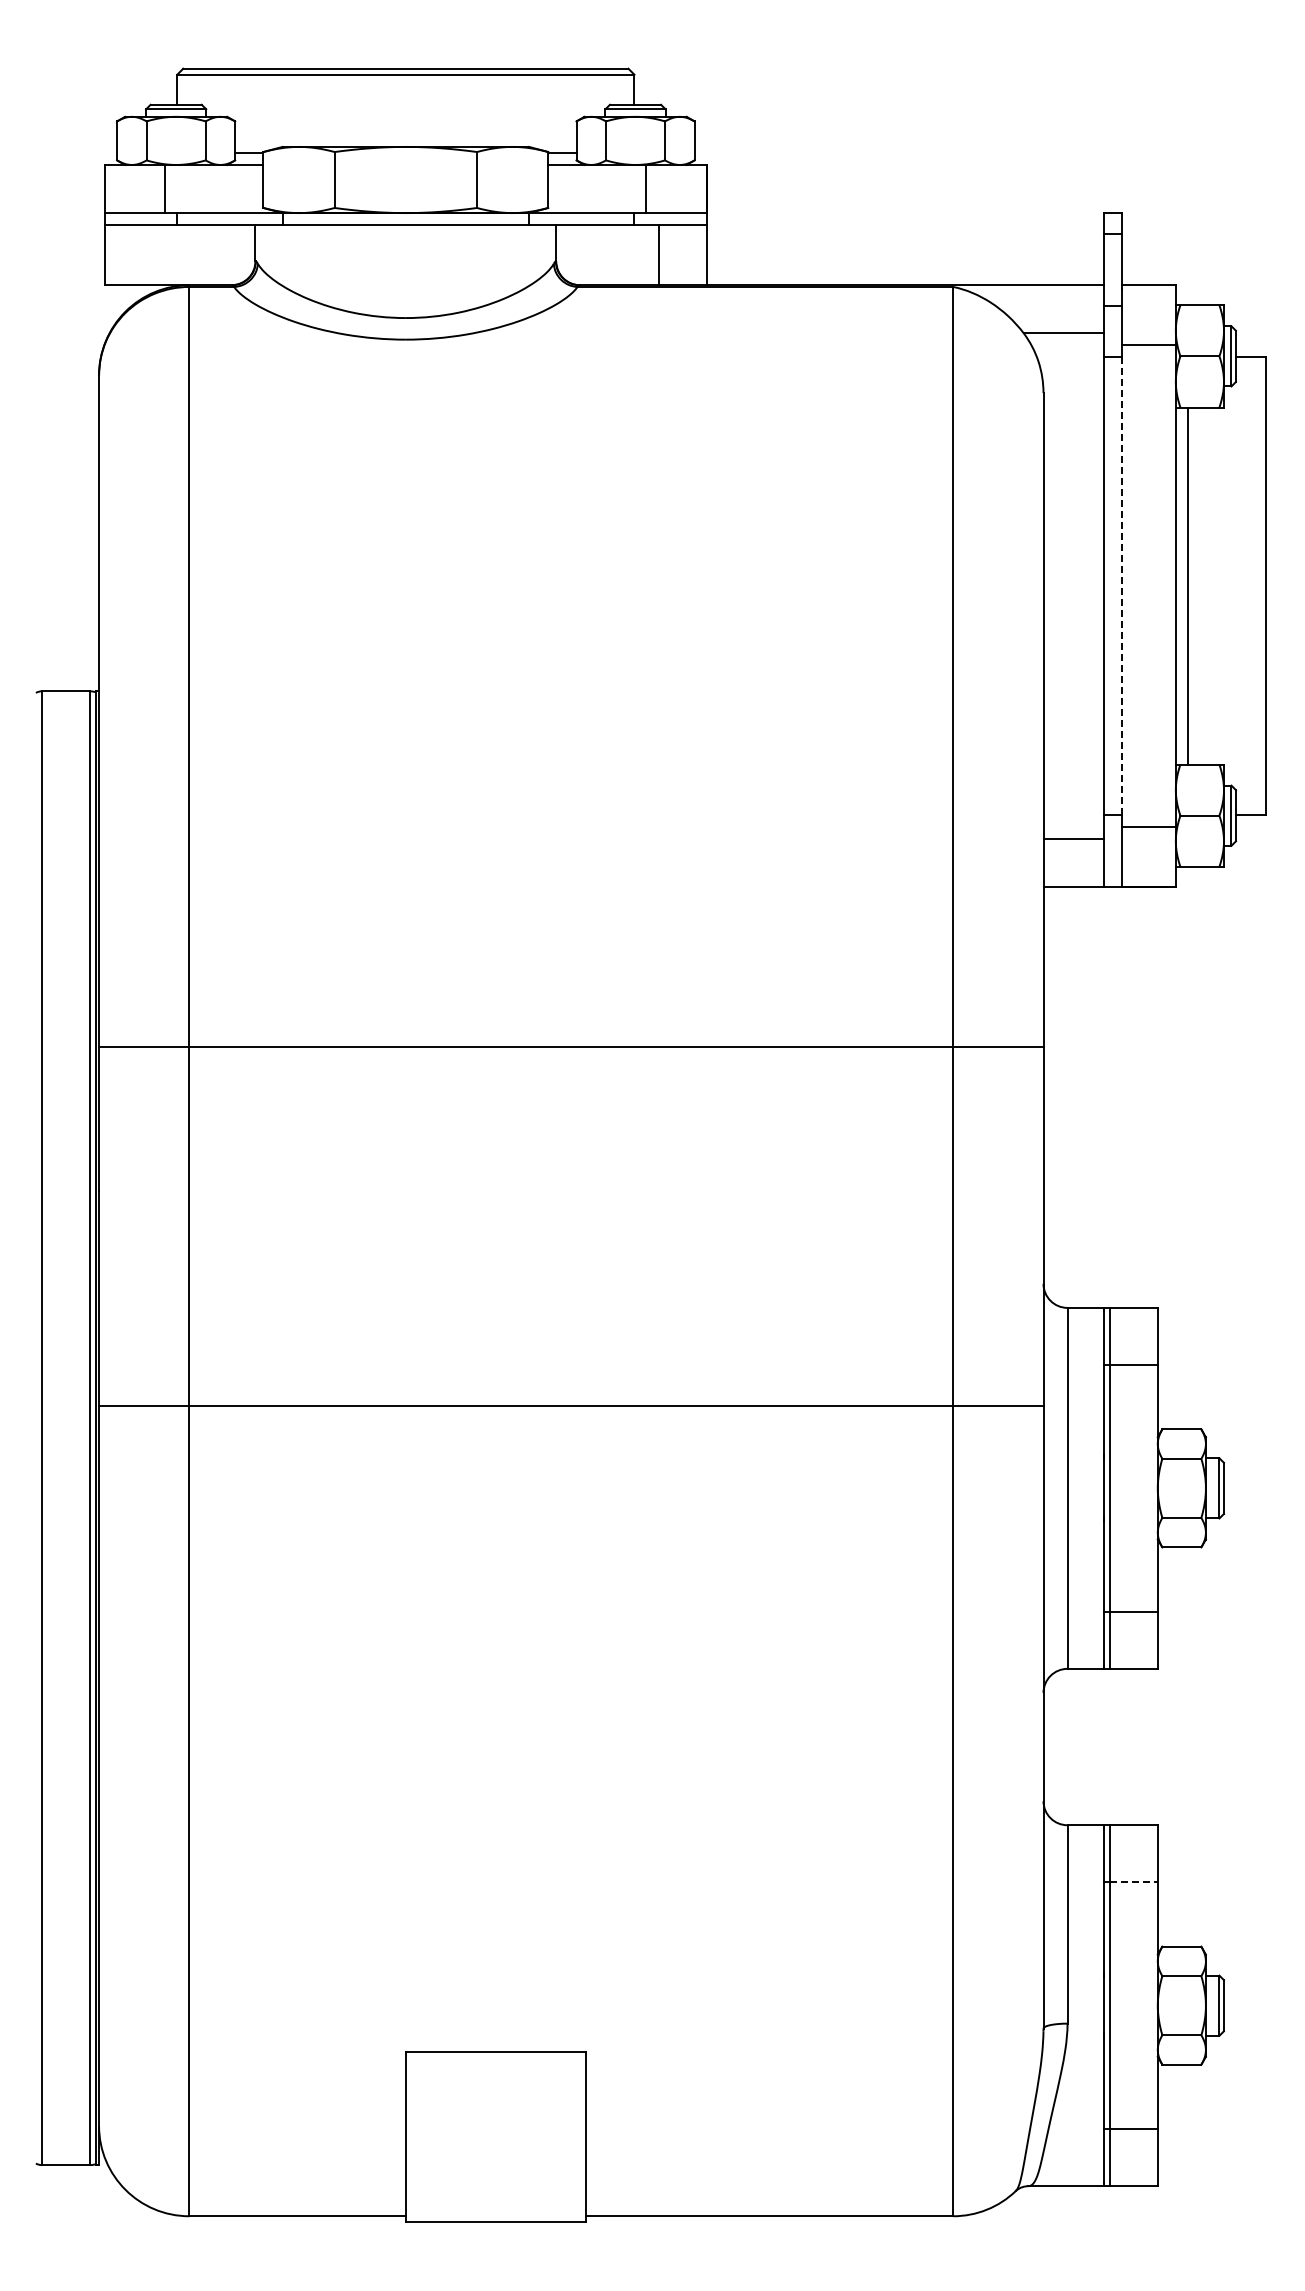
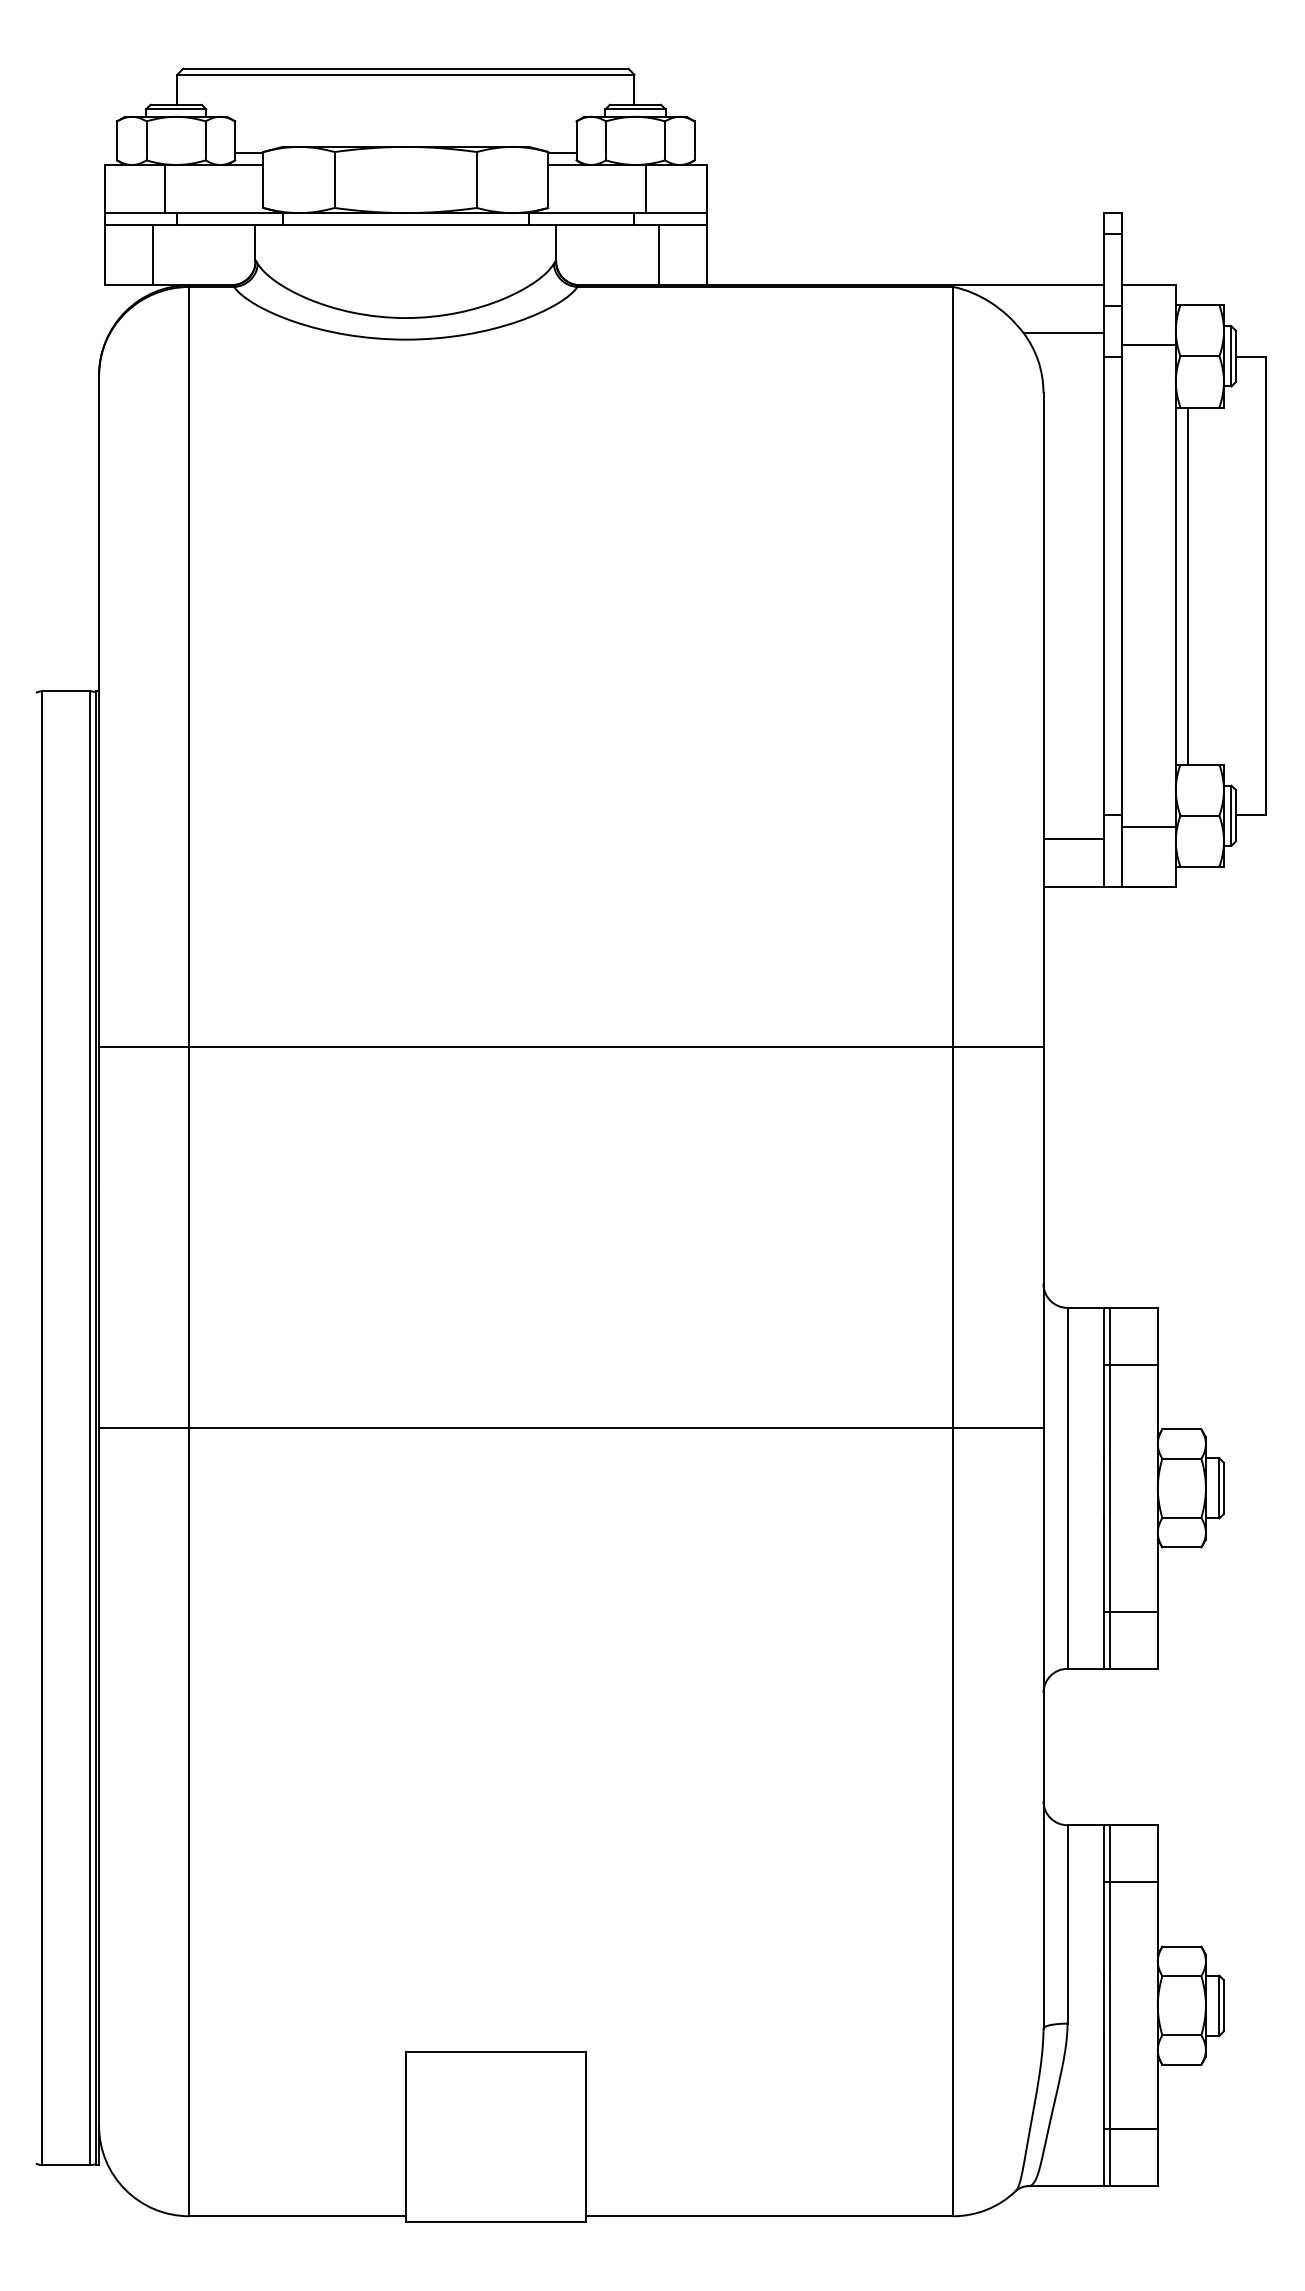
line: none -> present (153, 255)
line: dashed -> solid (1121, 587)
line position: (571, 1406) -> (571, 1428) (571, 1428)
line: dashed -> solid (1134, 1882)
